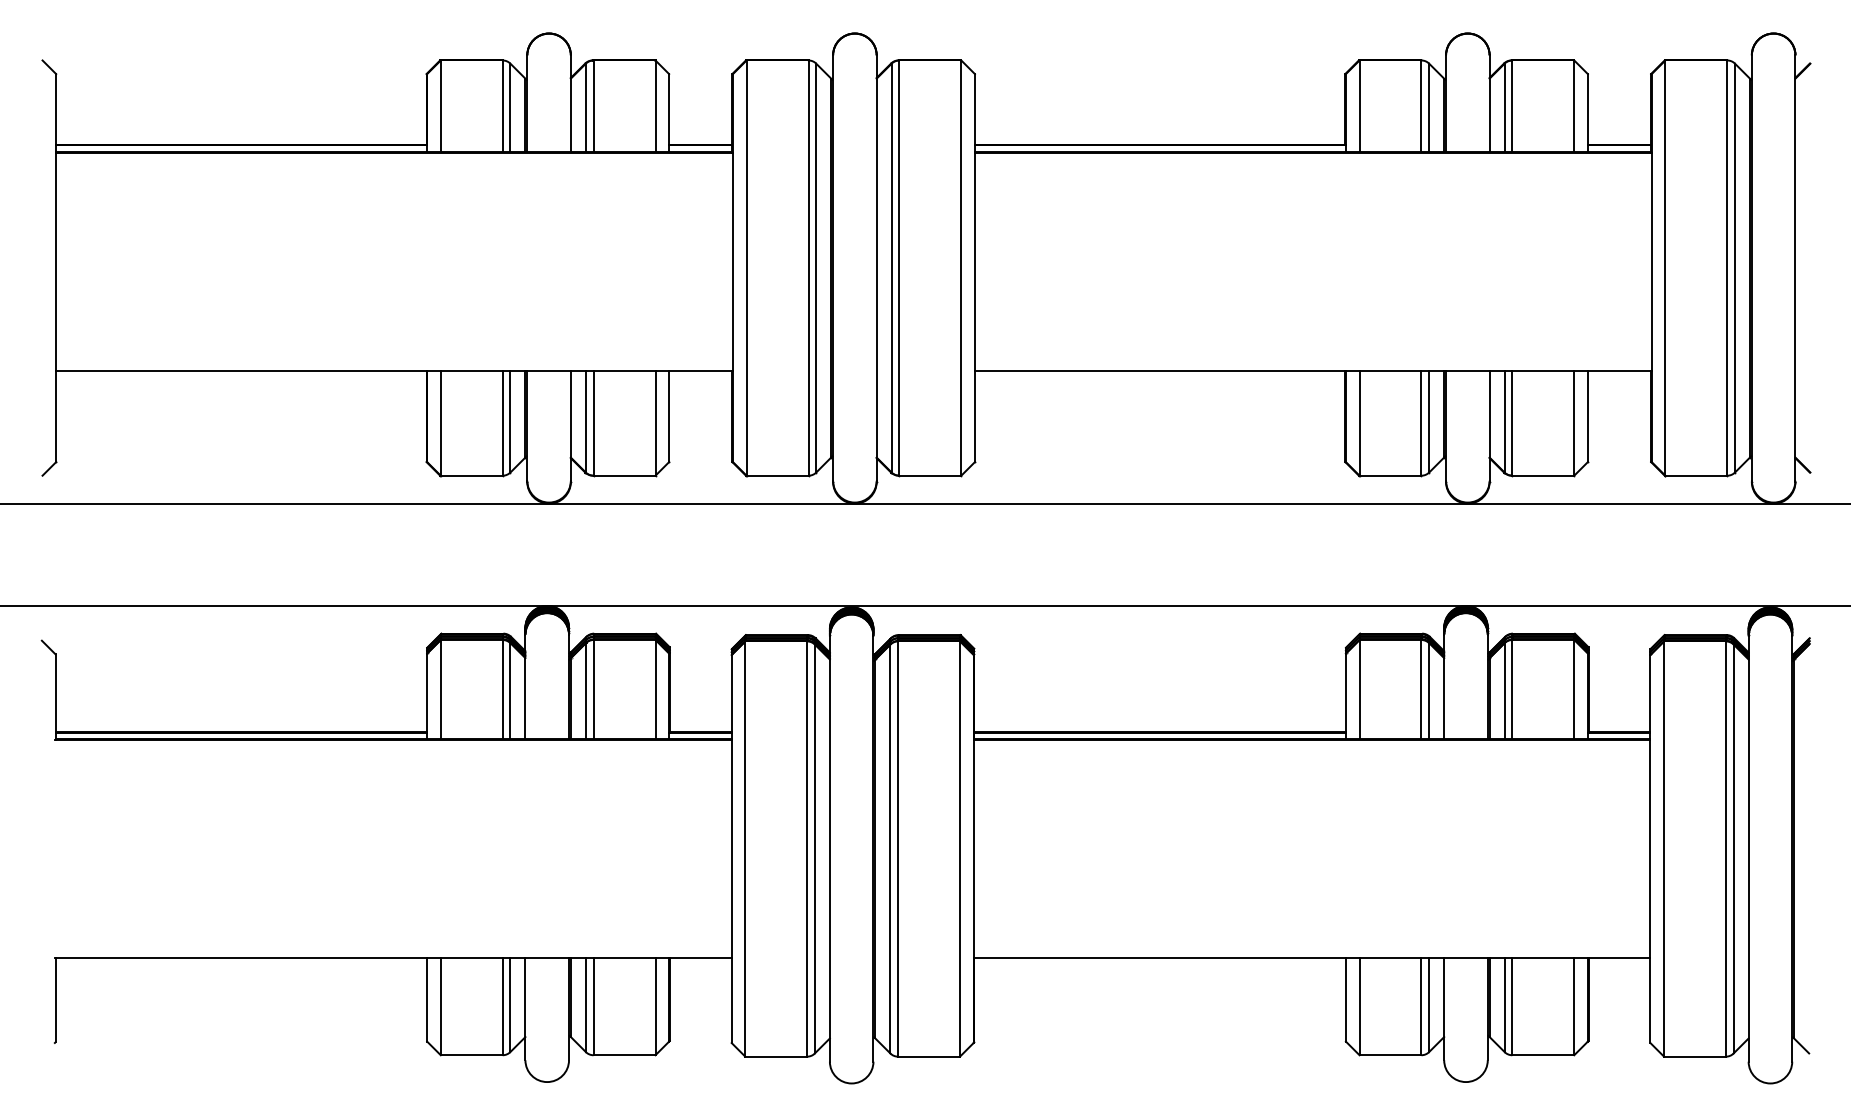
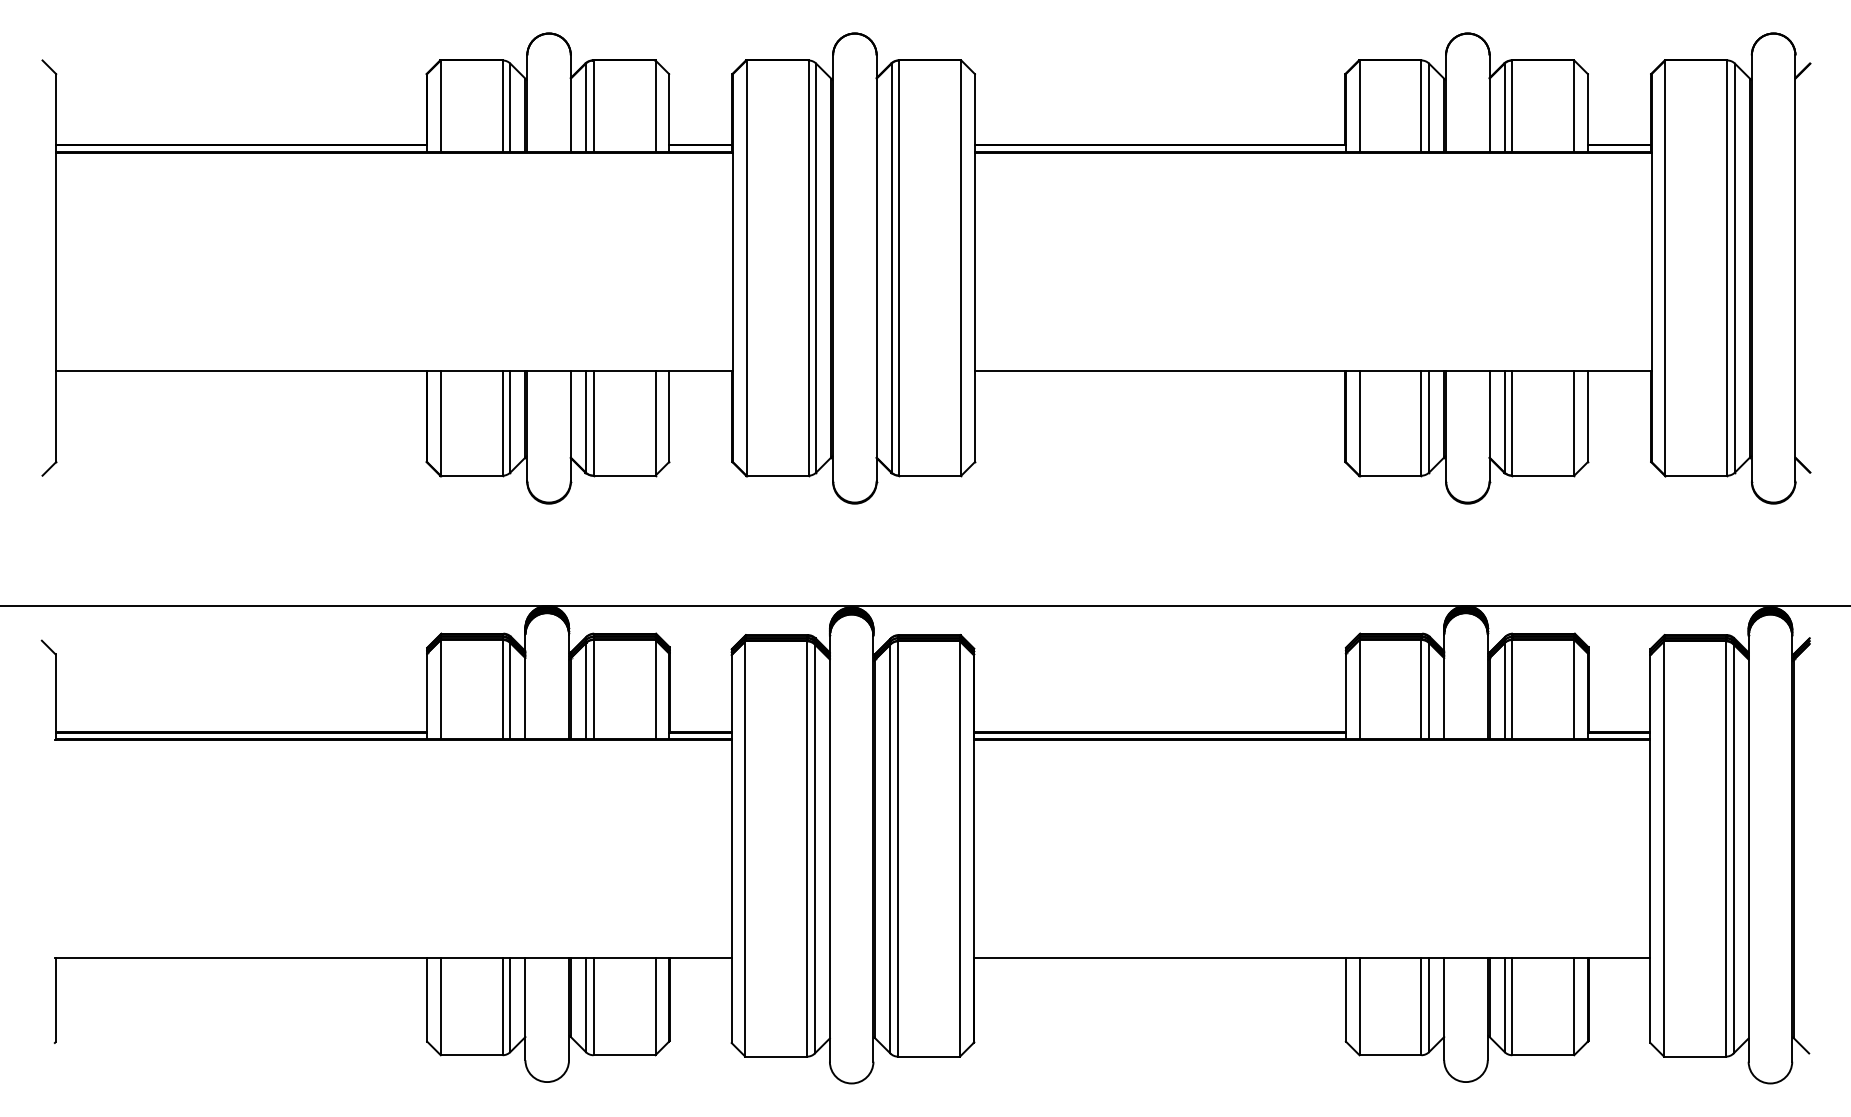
line: present -> none (924, 503)
